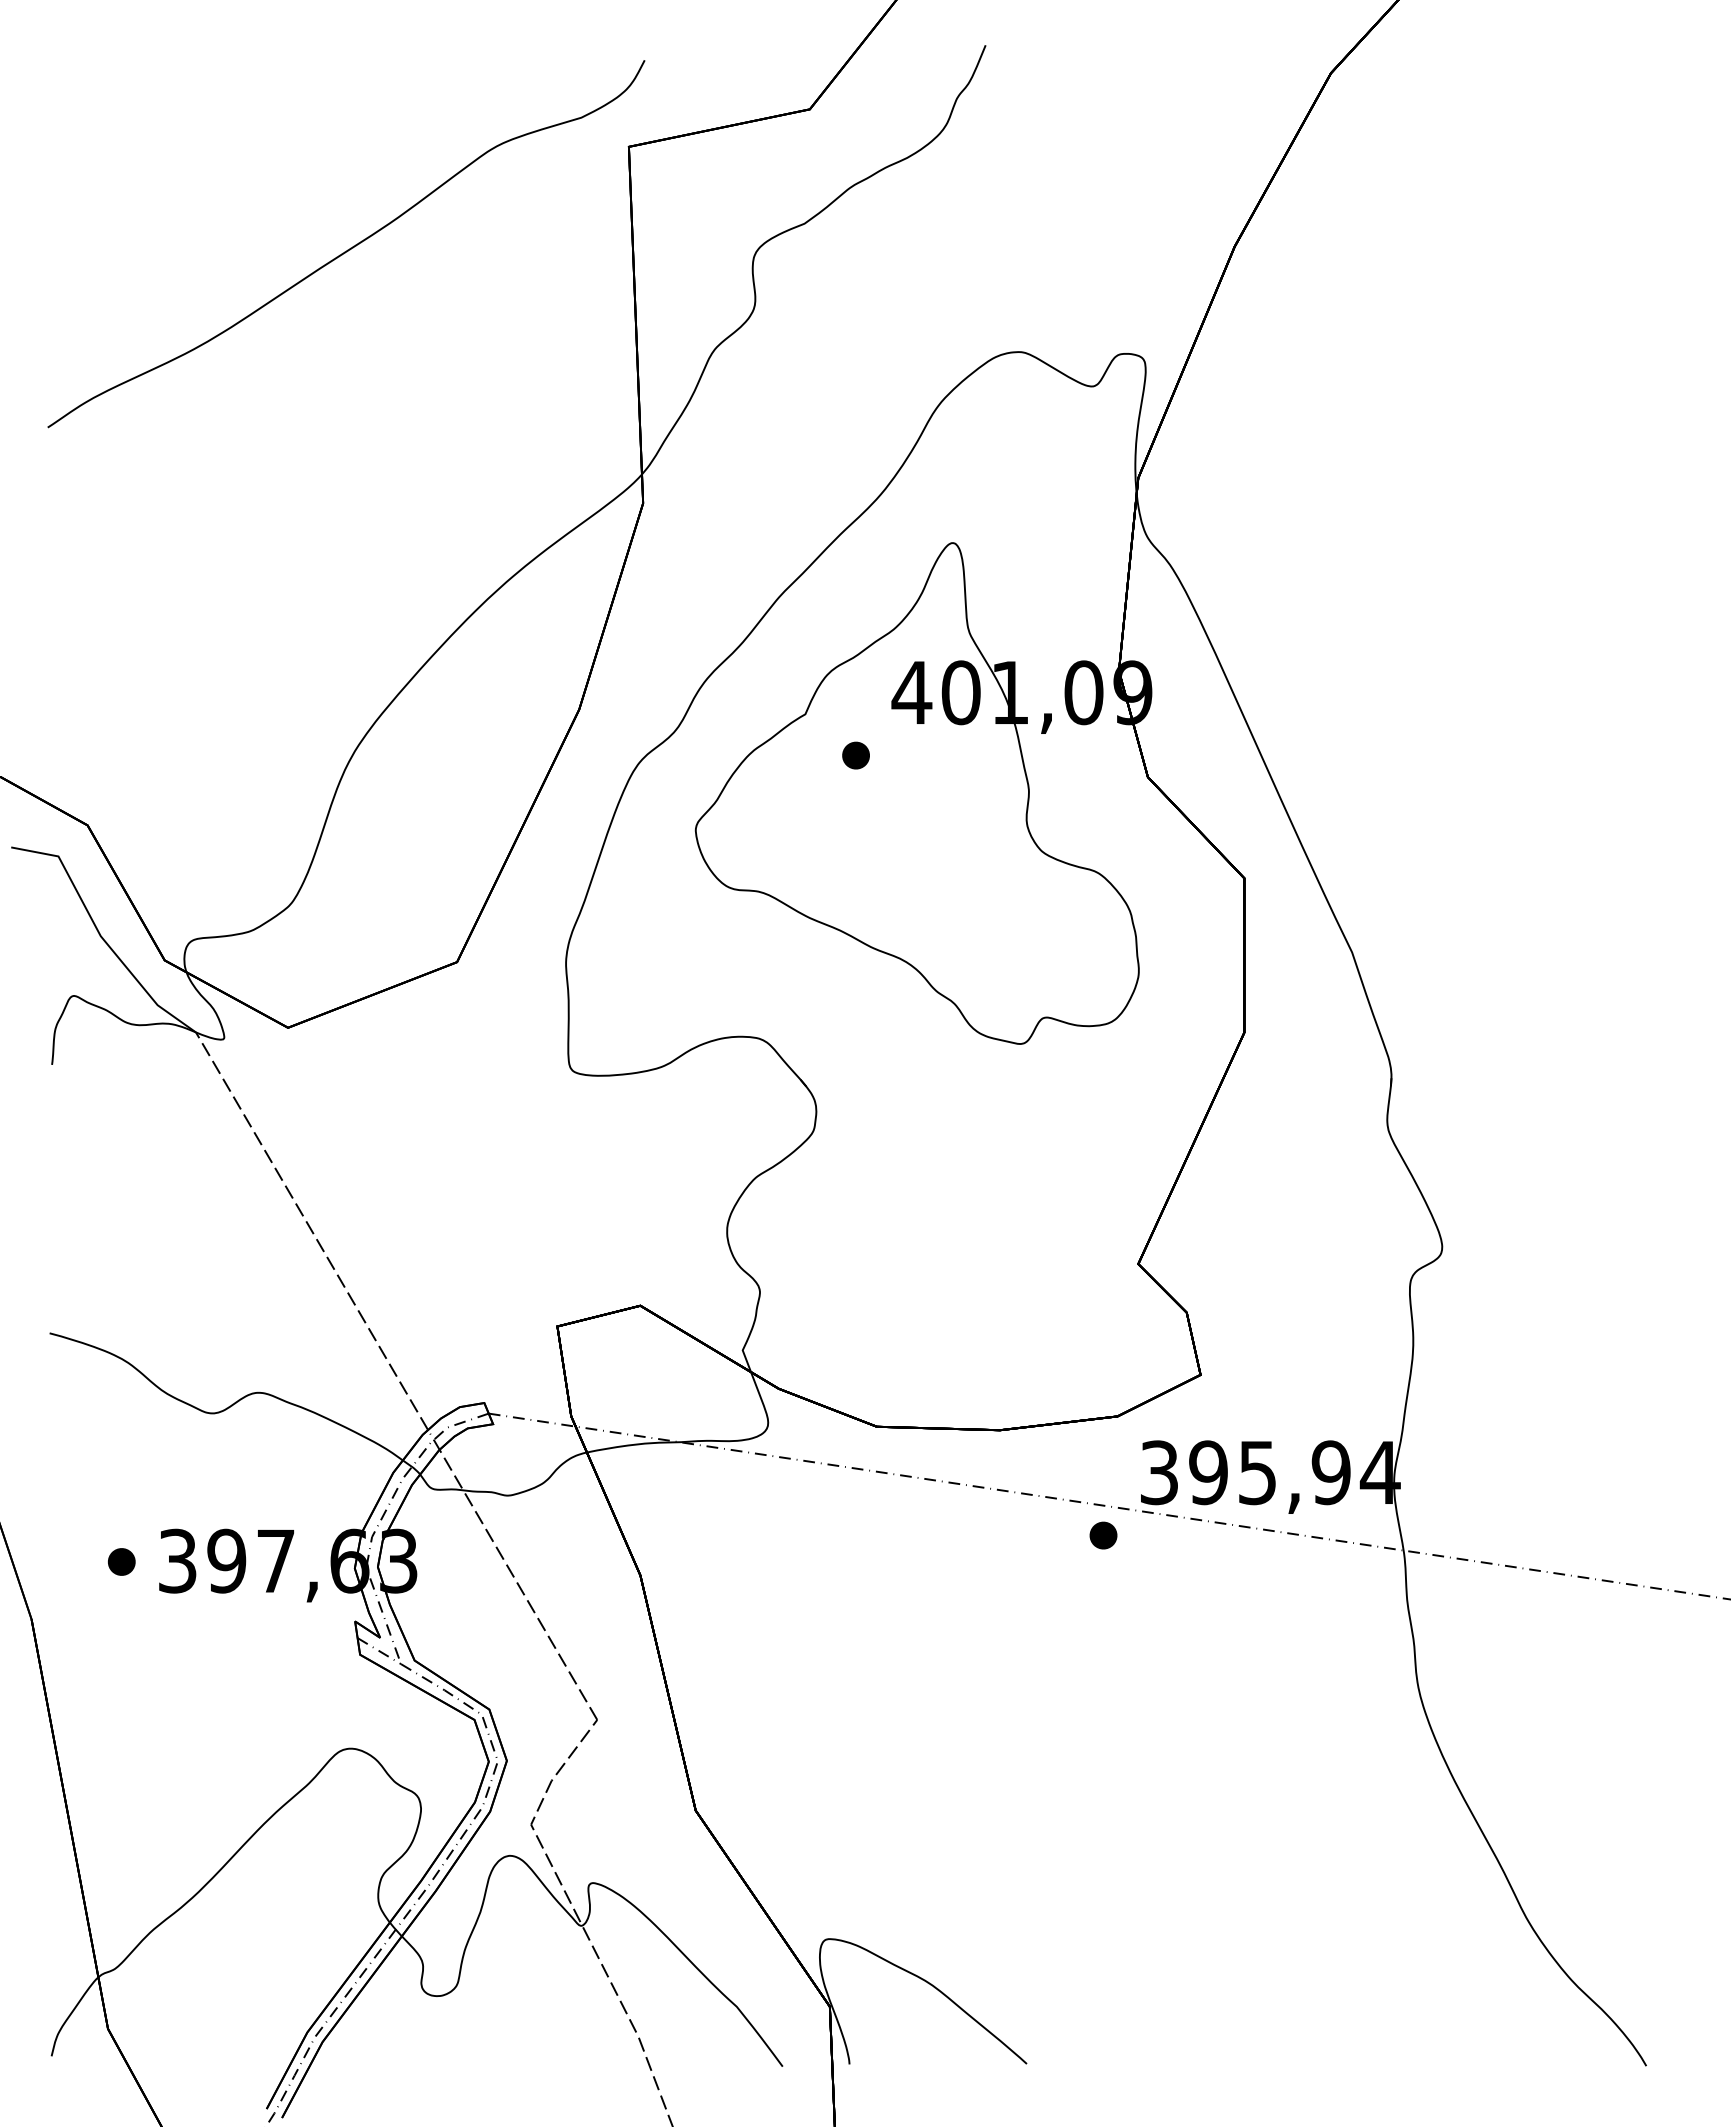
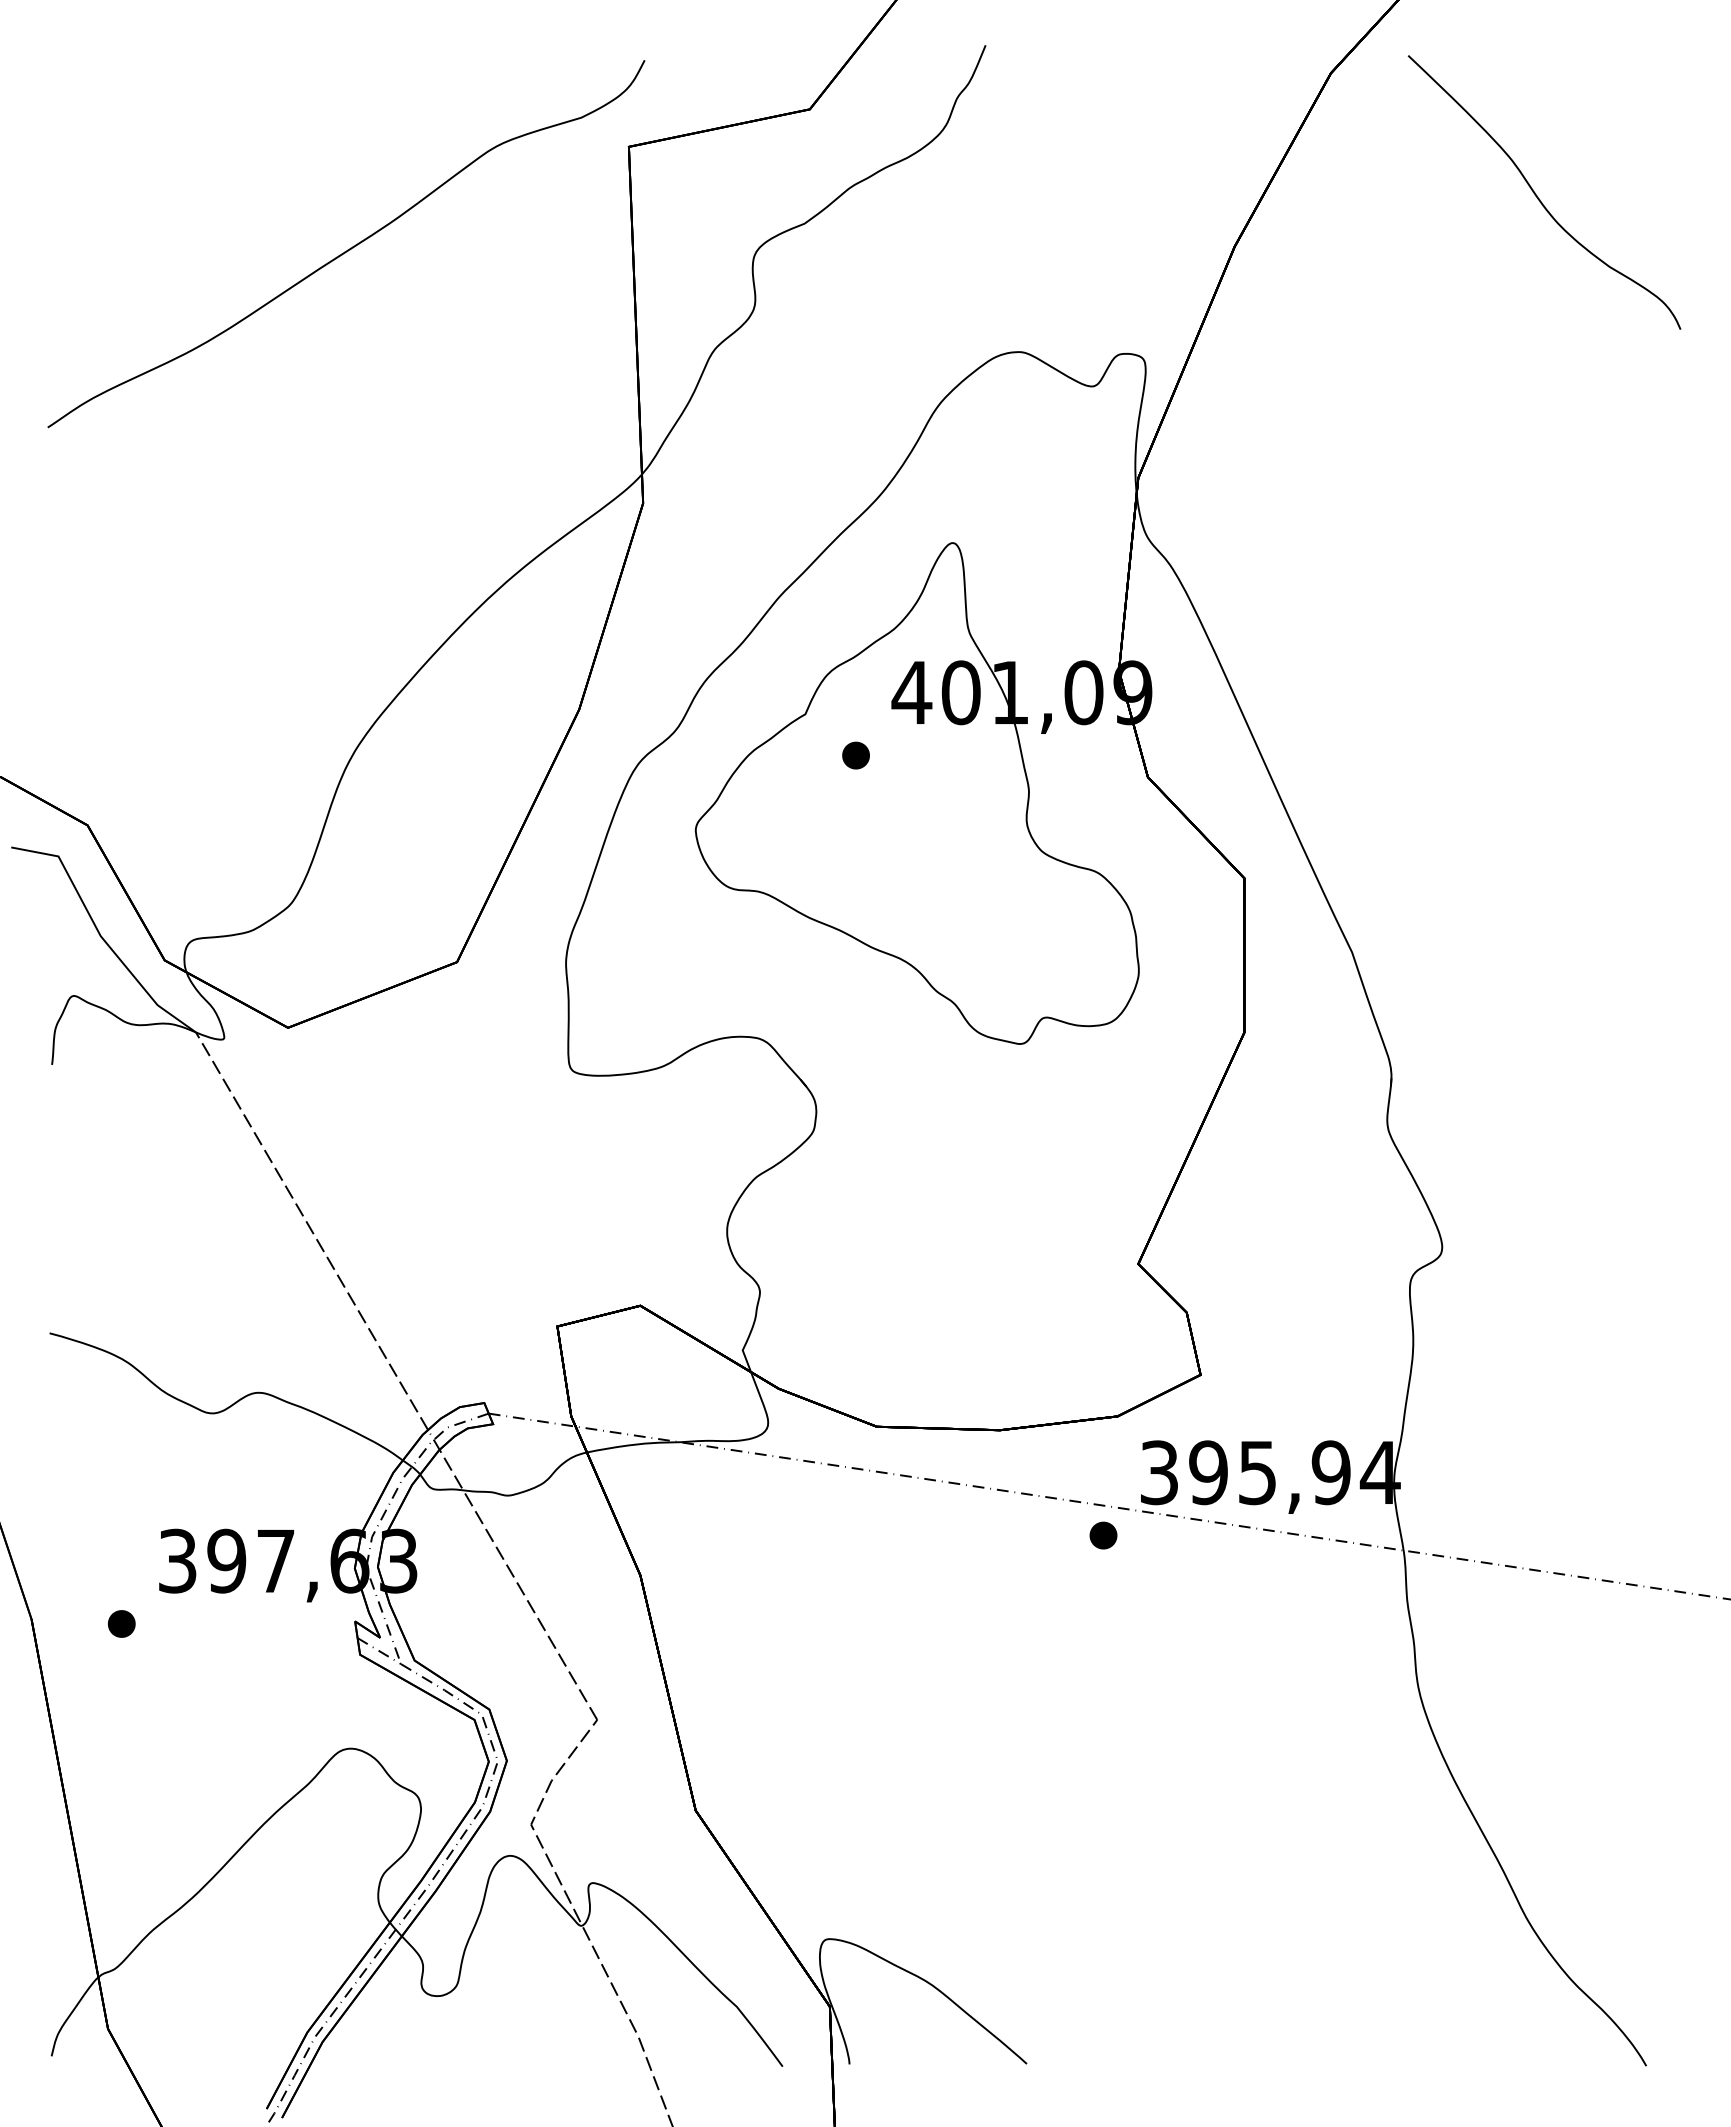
curve: none -> present (1537, 195)
part position: (121, 1561) -> (121, 1623) (121, 1623)
